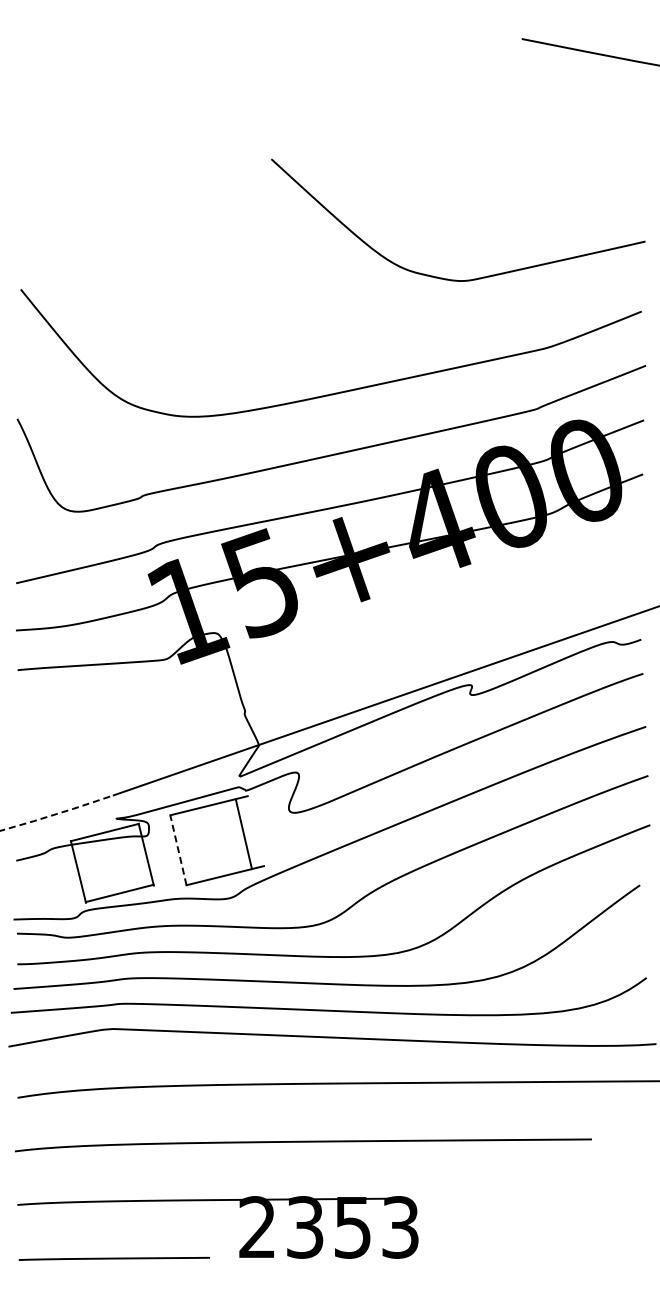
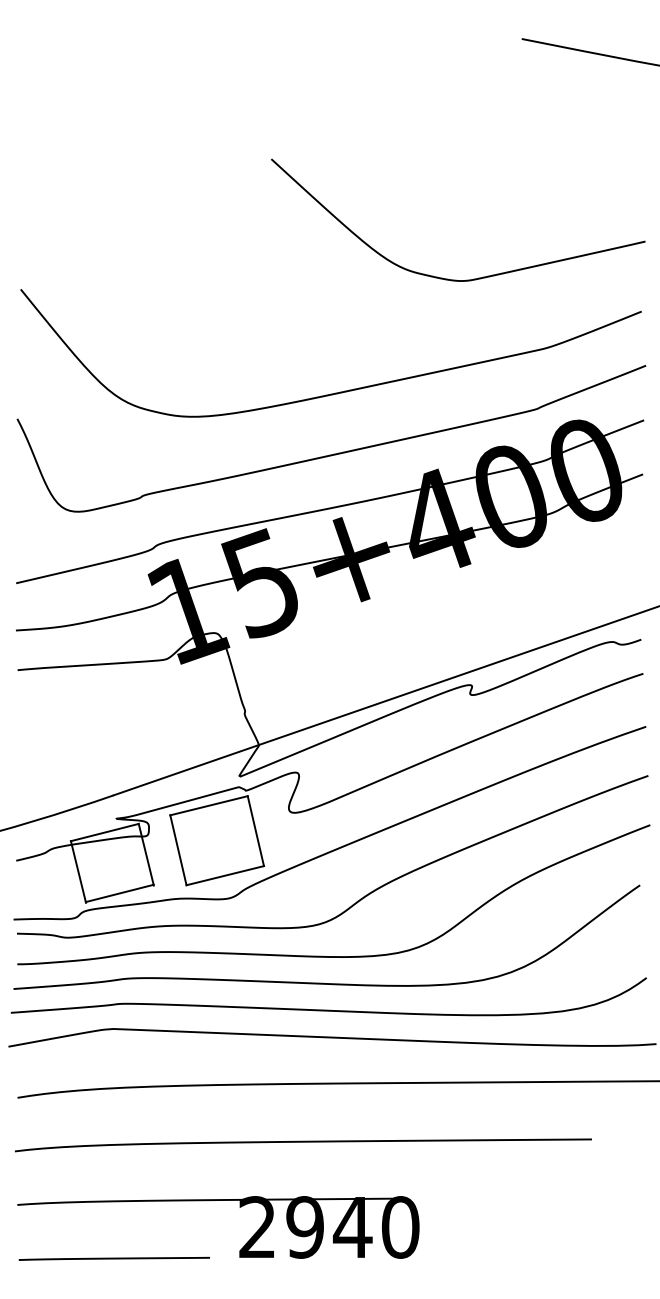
arc: dashed -> solid (57, 813)
line position: (243, 834) -> (255, 831) (255, 831)
line: dashed -> solid (178, 850)
text: 2353 -> 2940 (352, 1227)
